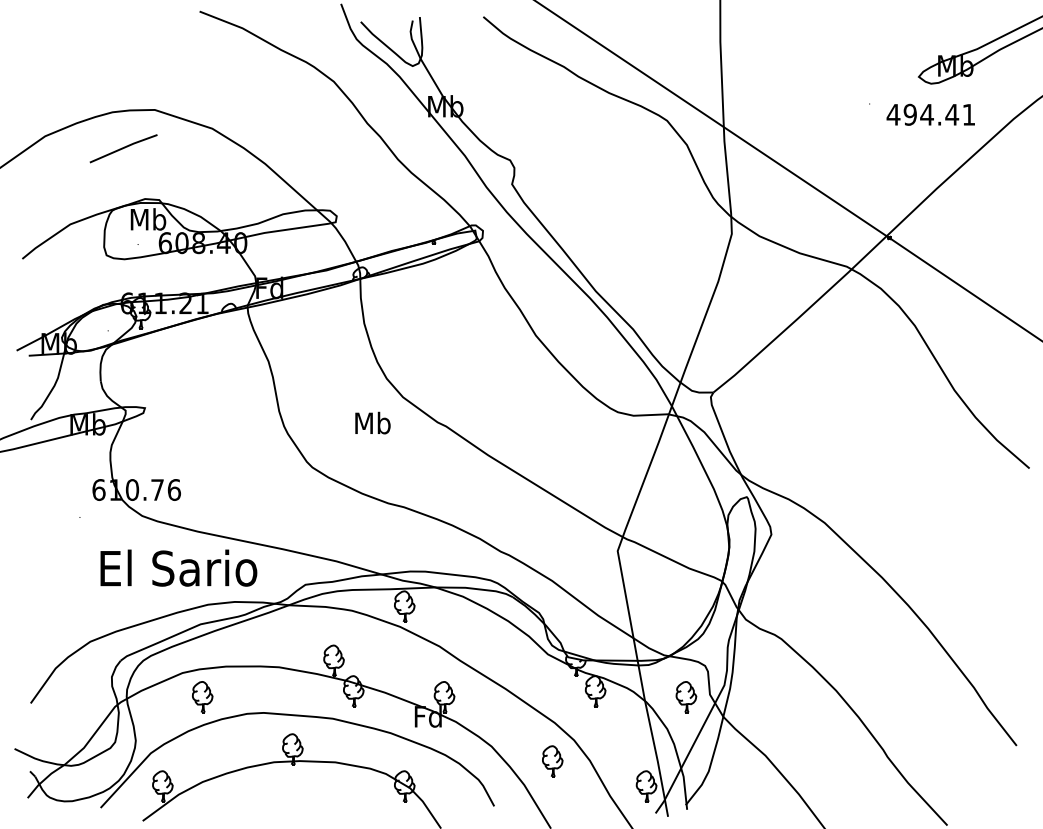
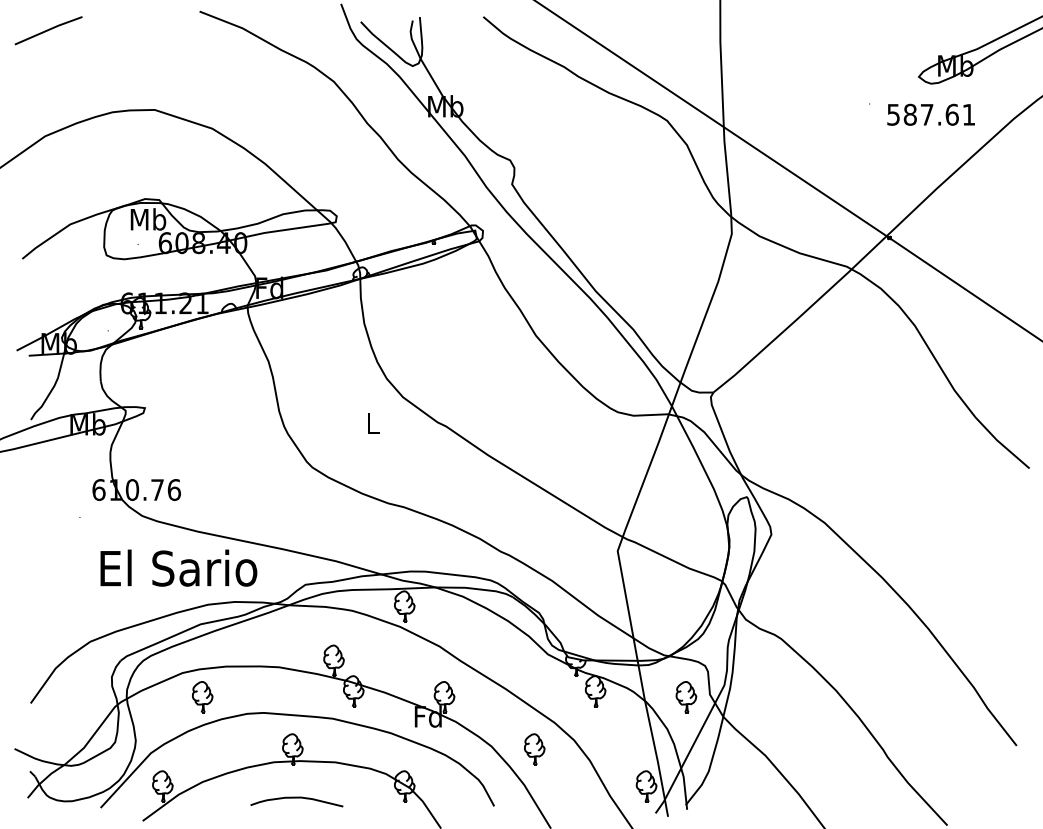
text: 494.41 -> 587.61 (922, 114)
line position: (123, 148) -> (48, 30) (48, 30)
text: Mb -> L (372, 422)
part position: (552, 761) -> (534, 749) (534, 749)
curve: none -> present (296, 798)
